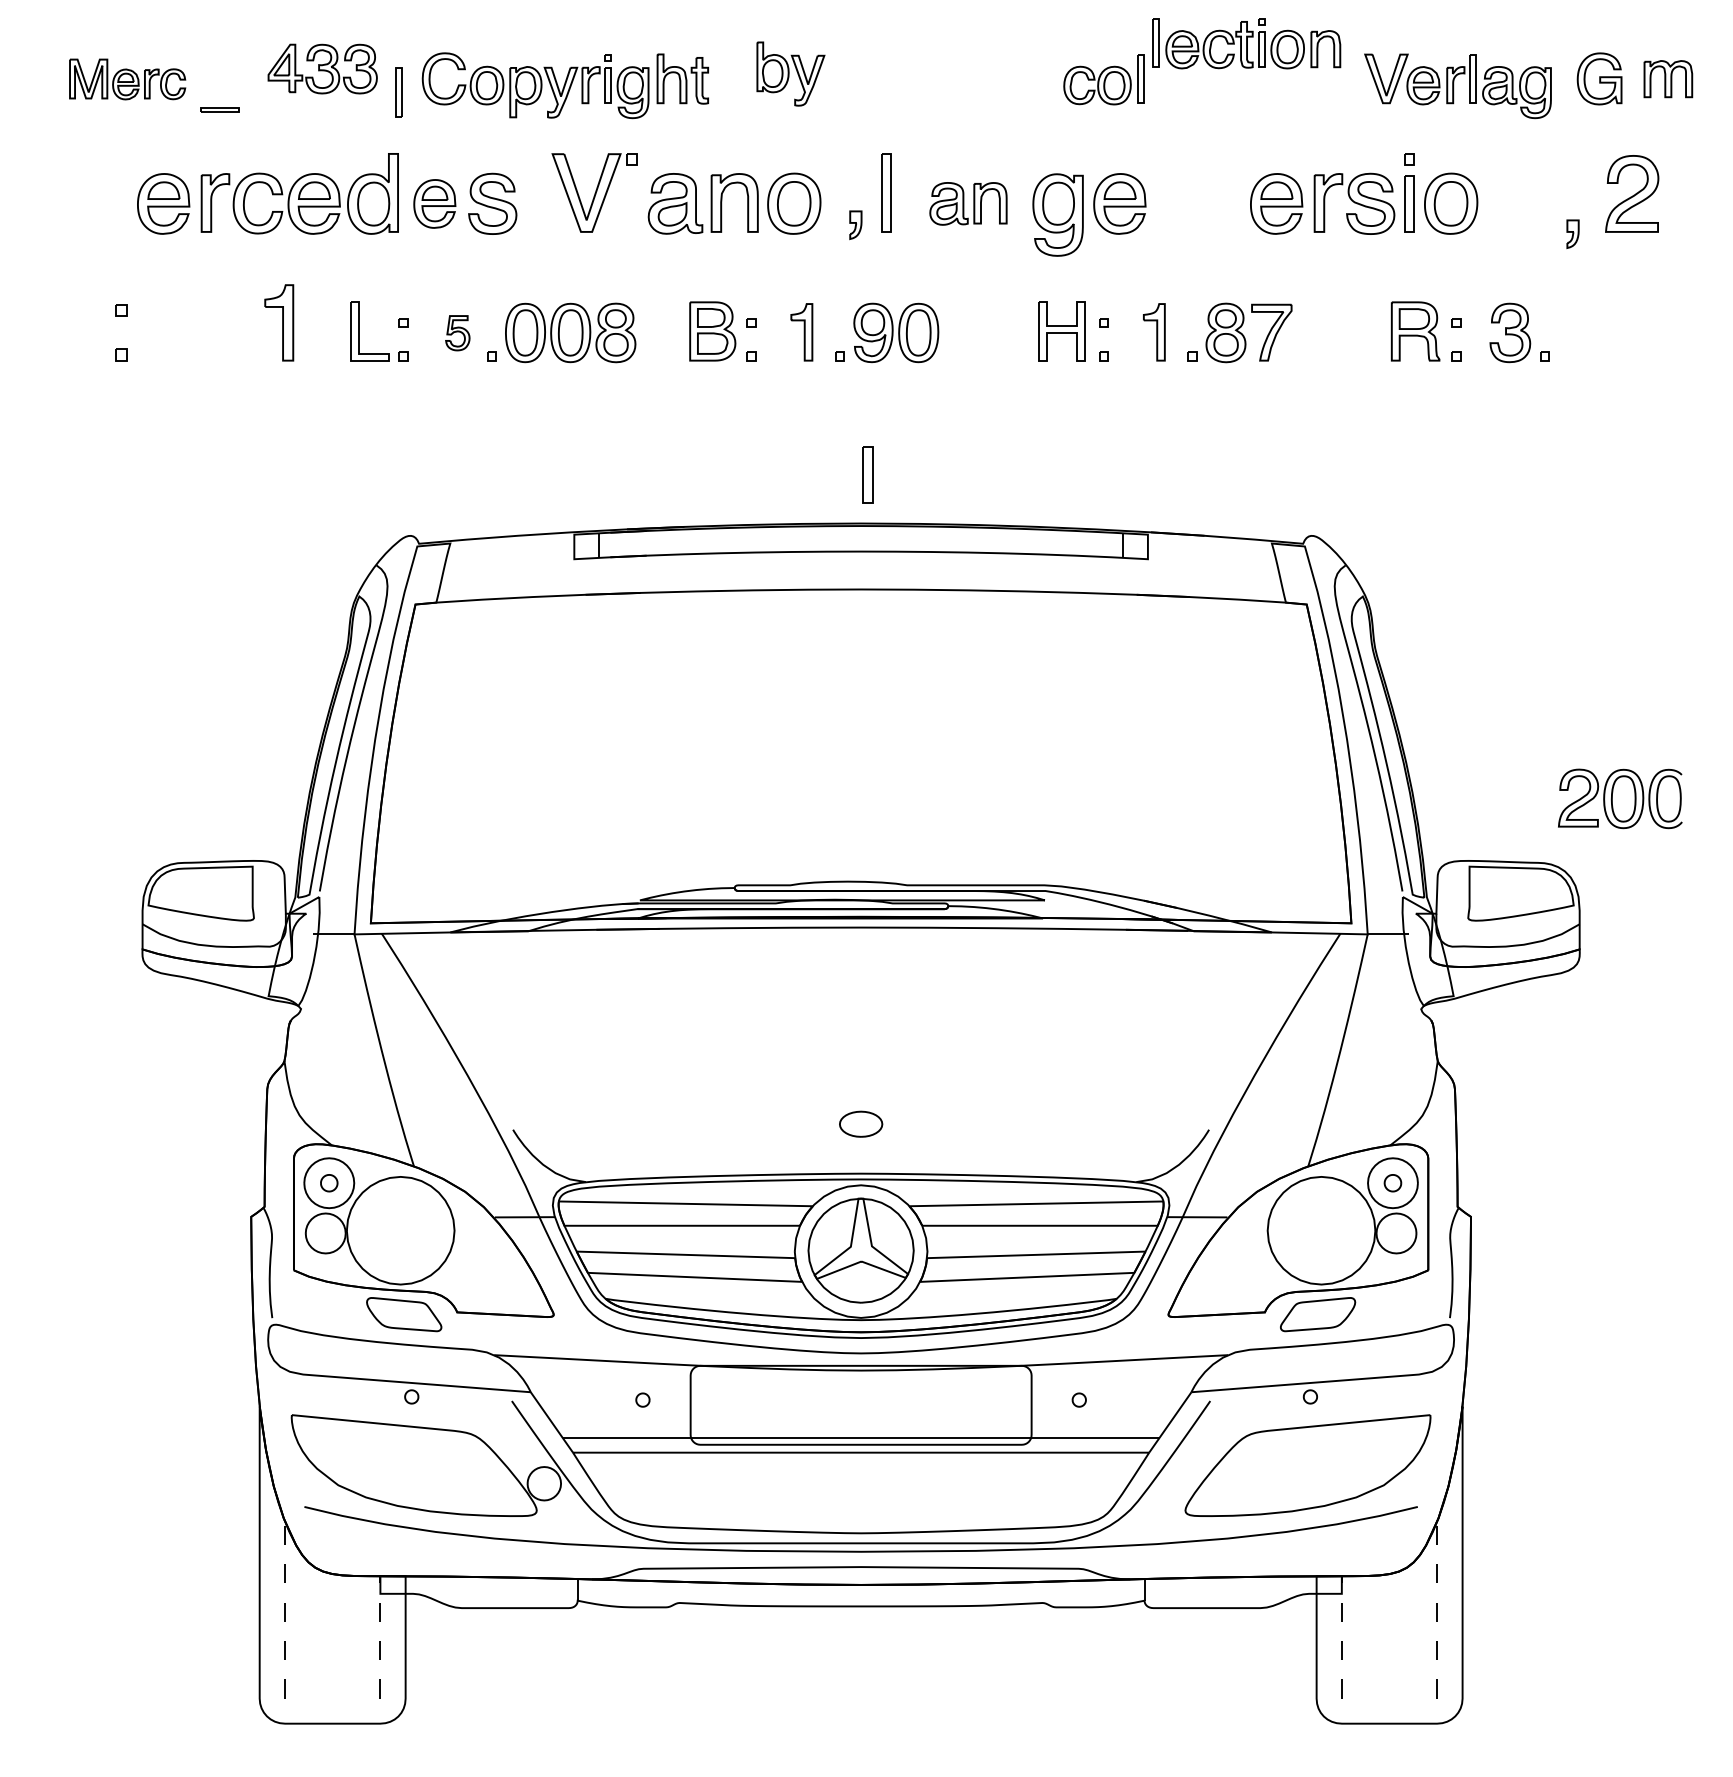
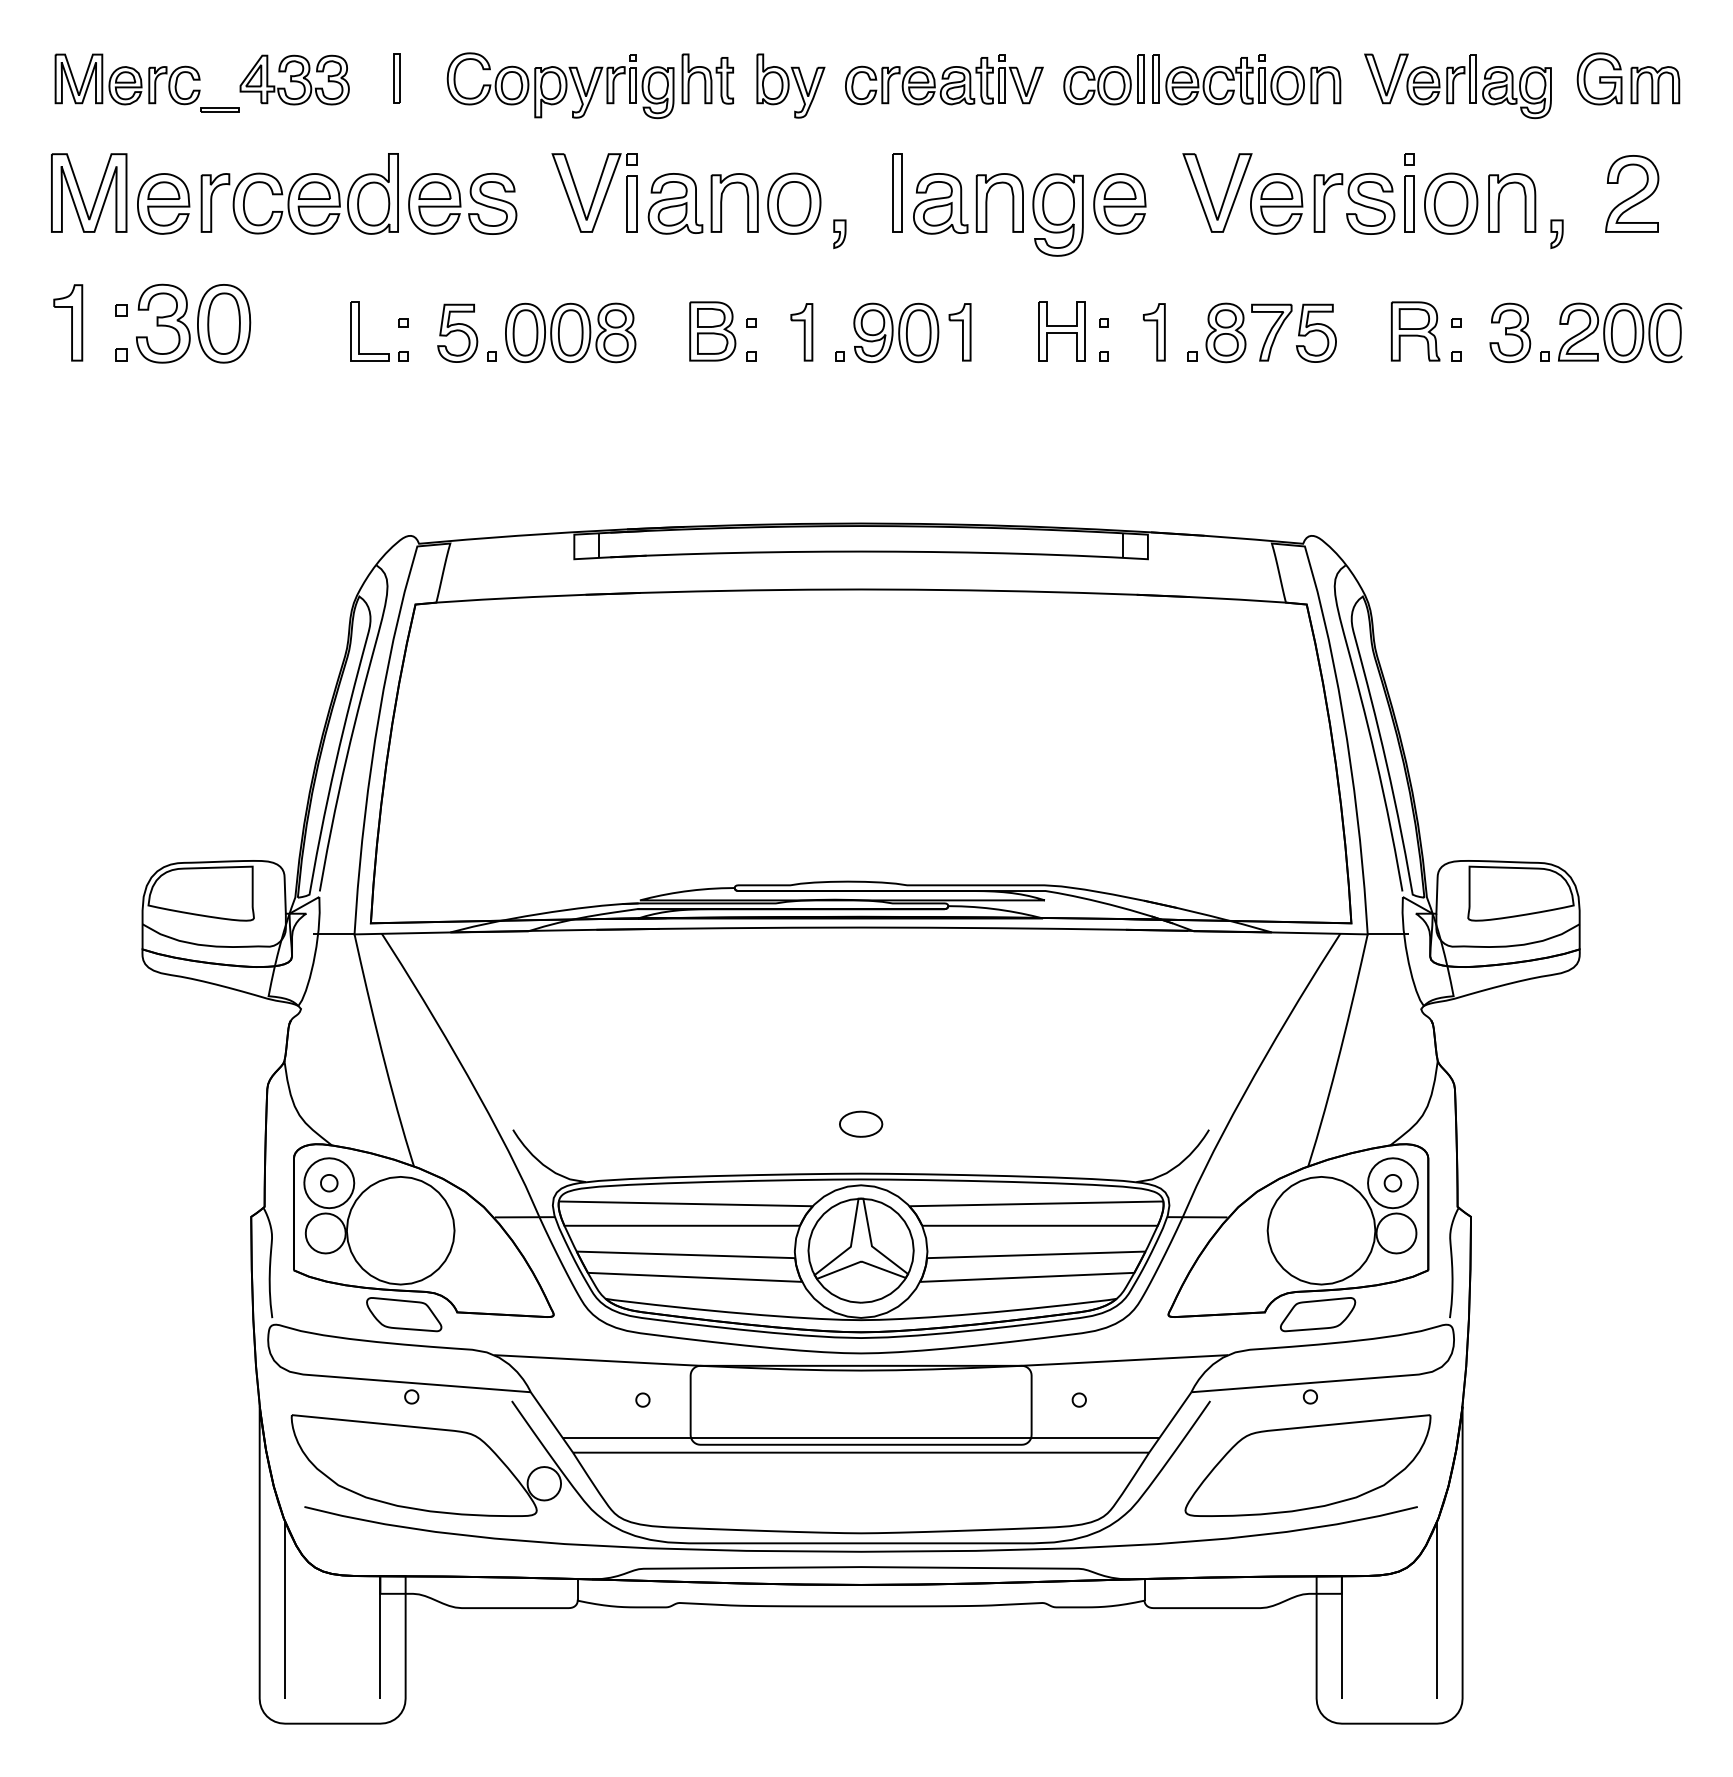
part position: (1246, 43) -> (1246, 79) (1246, 79)
part position: (322, 68) -> (294, 79) (294, 79)
part position: (790, 73) -> (790, 85) (790, 85)
part size: 118x43 px -> 147x53 px (127, 79)
part: none -> present (944, 79)
part position: (1668, 79) -> (1655, 85) (1655, 85)
part position: (564, 85) -> (589, 85) (589, 85)
part position: (398, 92) -> (396, 78) (396, 78)
part position: (886, 192) -> (897, 192) (897, 192)
part: none -> present (96, 195)
part: none -> present (1210, 195)
part: none -> present (1524, 202)
part size: 44x50 px -> 54x62 px (434, 203)
part size: 79x44 px -> 111x62 px (968, 203)
part position: (855, 225) -> (839, 234) (839, 234)
part position: (1572, 233) -> (1556, 233) (1556, 233)
part position: (279, 322) -> (68, 322) (68, 322)
part: none -> present (193, 323)
part: none -> present (959, 332)
part: none -> present (1316, 332)
part size: 26x37 px -> 42x60 px (457, 332)
part position: (867, 474) -> (631, 203) (631, 203)
part position: (1620, 798) -> (1620, 332) (1620, 332)
line: dashed -> solid (285, 1609)
line: dashed -> solid (1437, 1609)
line: dashed -> solid (380, 1637)
line: dashed -> solid (1341, 1637)
